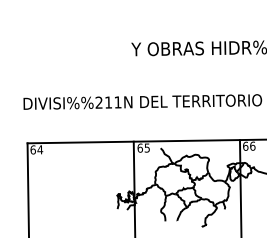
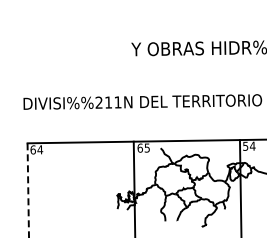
text: 66 -> 54 (249, 145)
line: solid -> dashed (28, 190)
